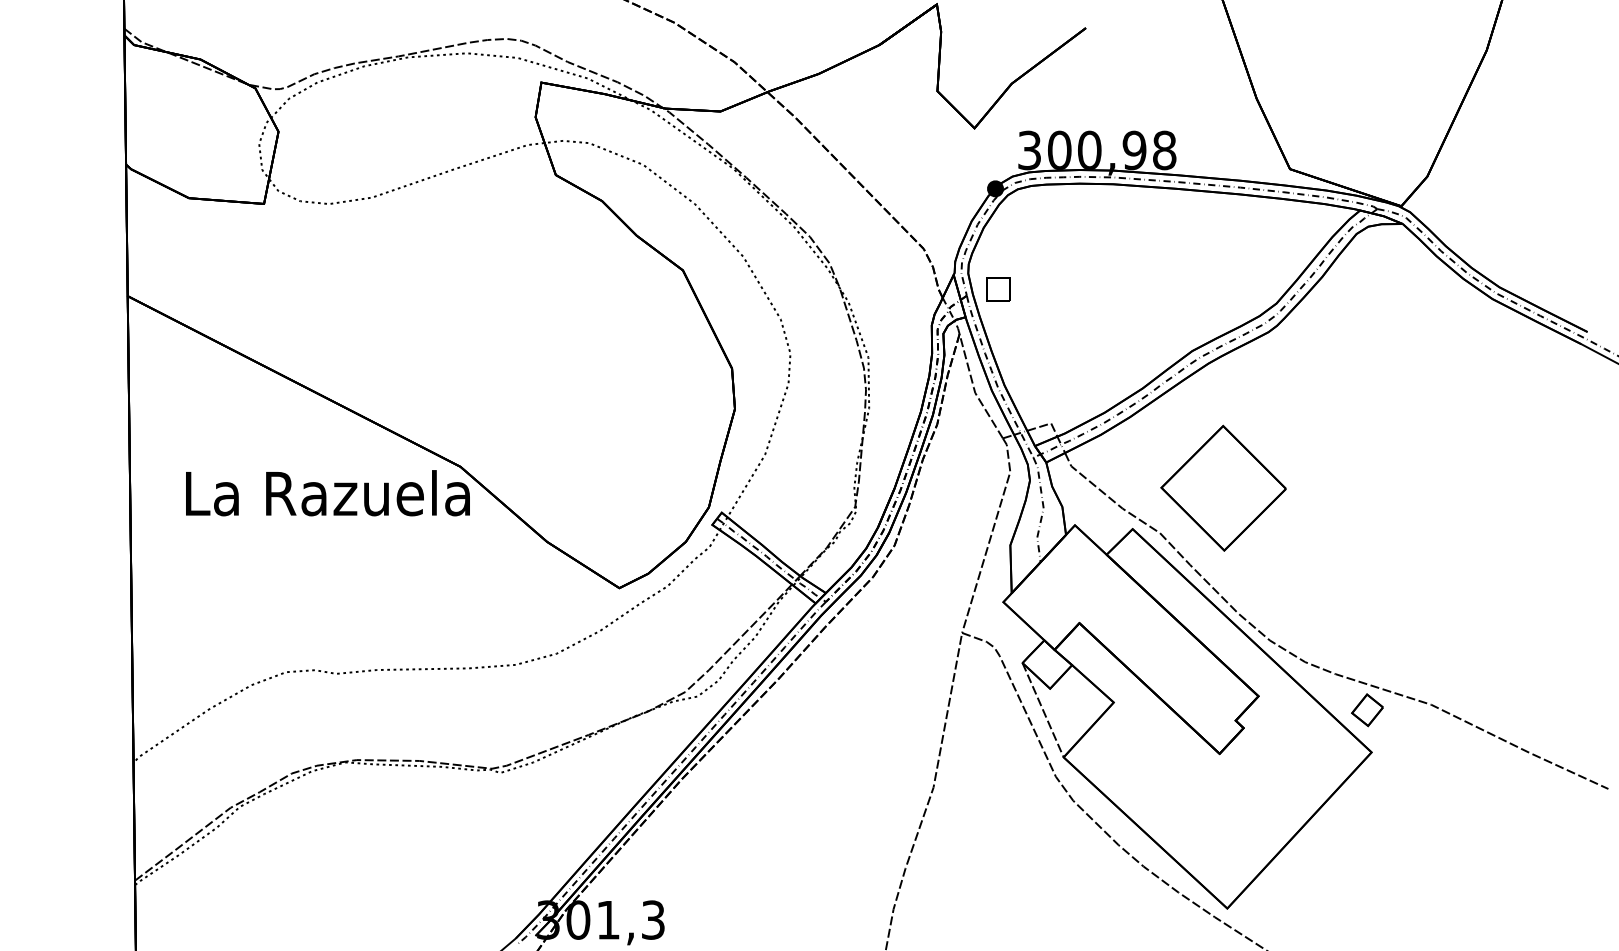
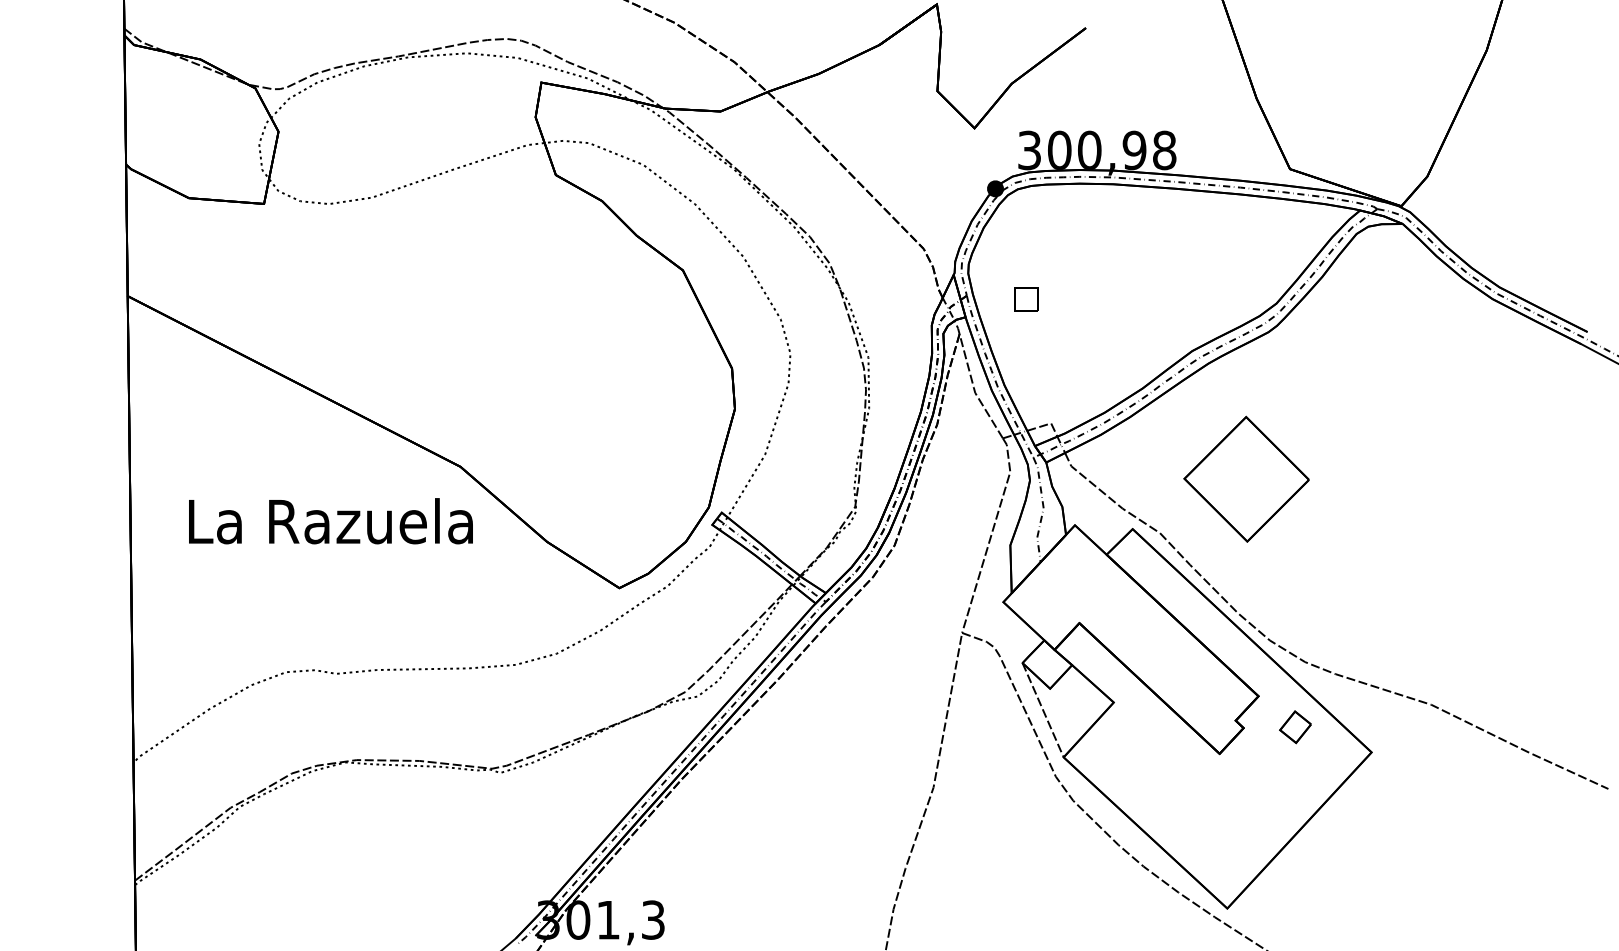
part position: (998, 289) -> (1026, 299) (1026, 299)
part position: (1223, 487) -> (1246, 478) (1246, 478)
text position: (327, 493) -> (330, 521) (330, 521)
part position: (1367, 710) -> (1295, 727) (1295, 727)
